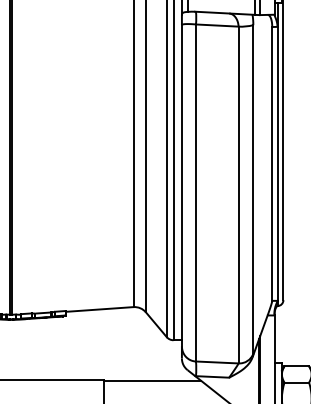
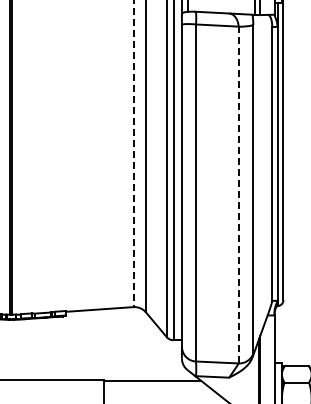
line: solid -> dashed (133, 154)
line: solid -> dashed (238, 194)
